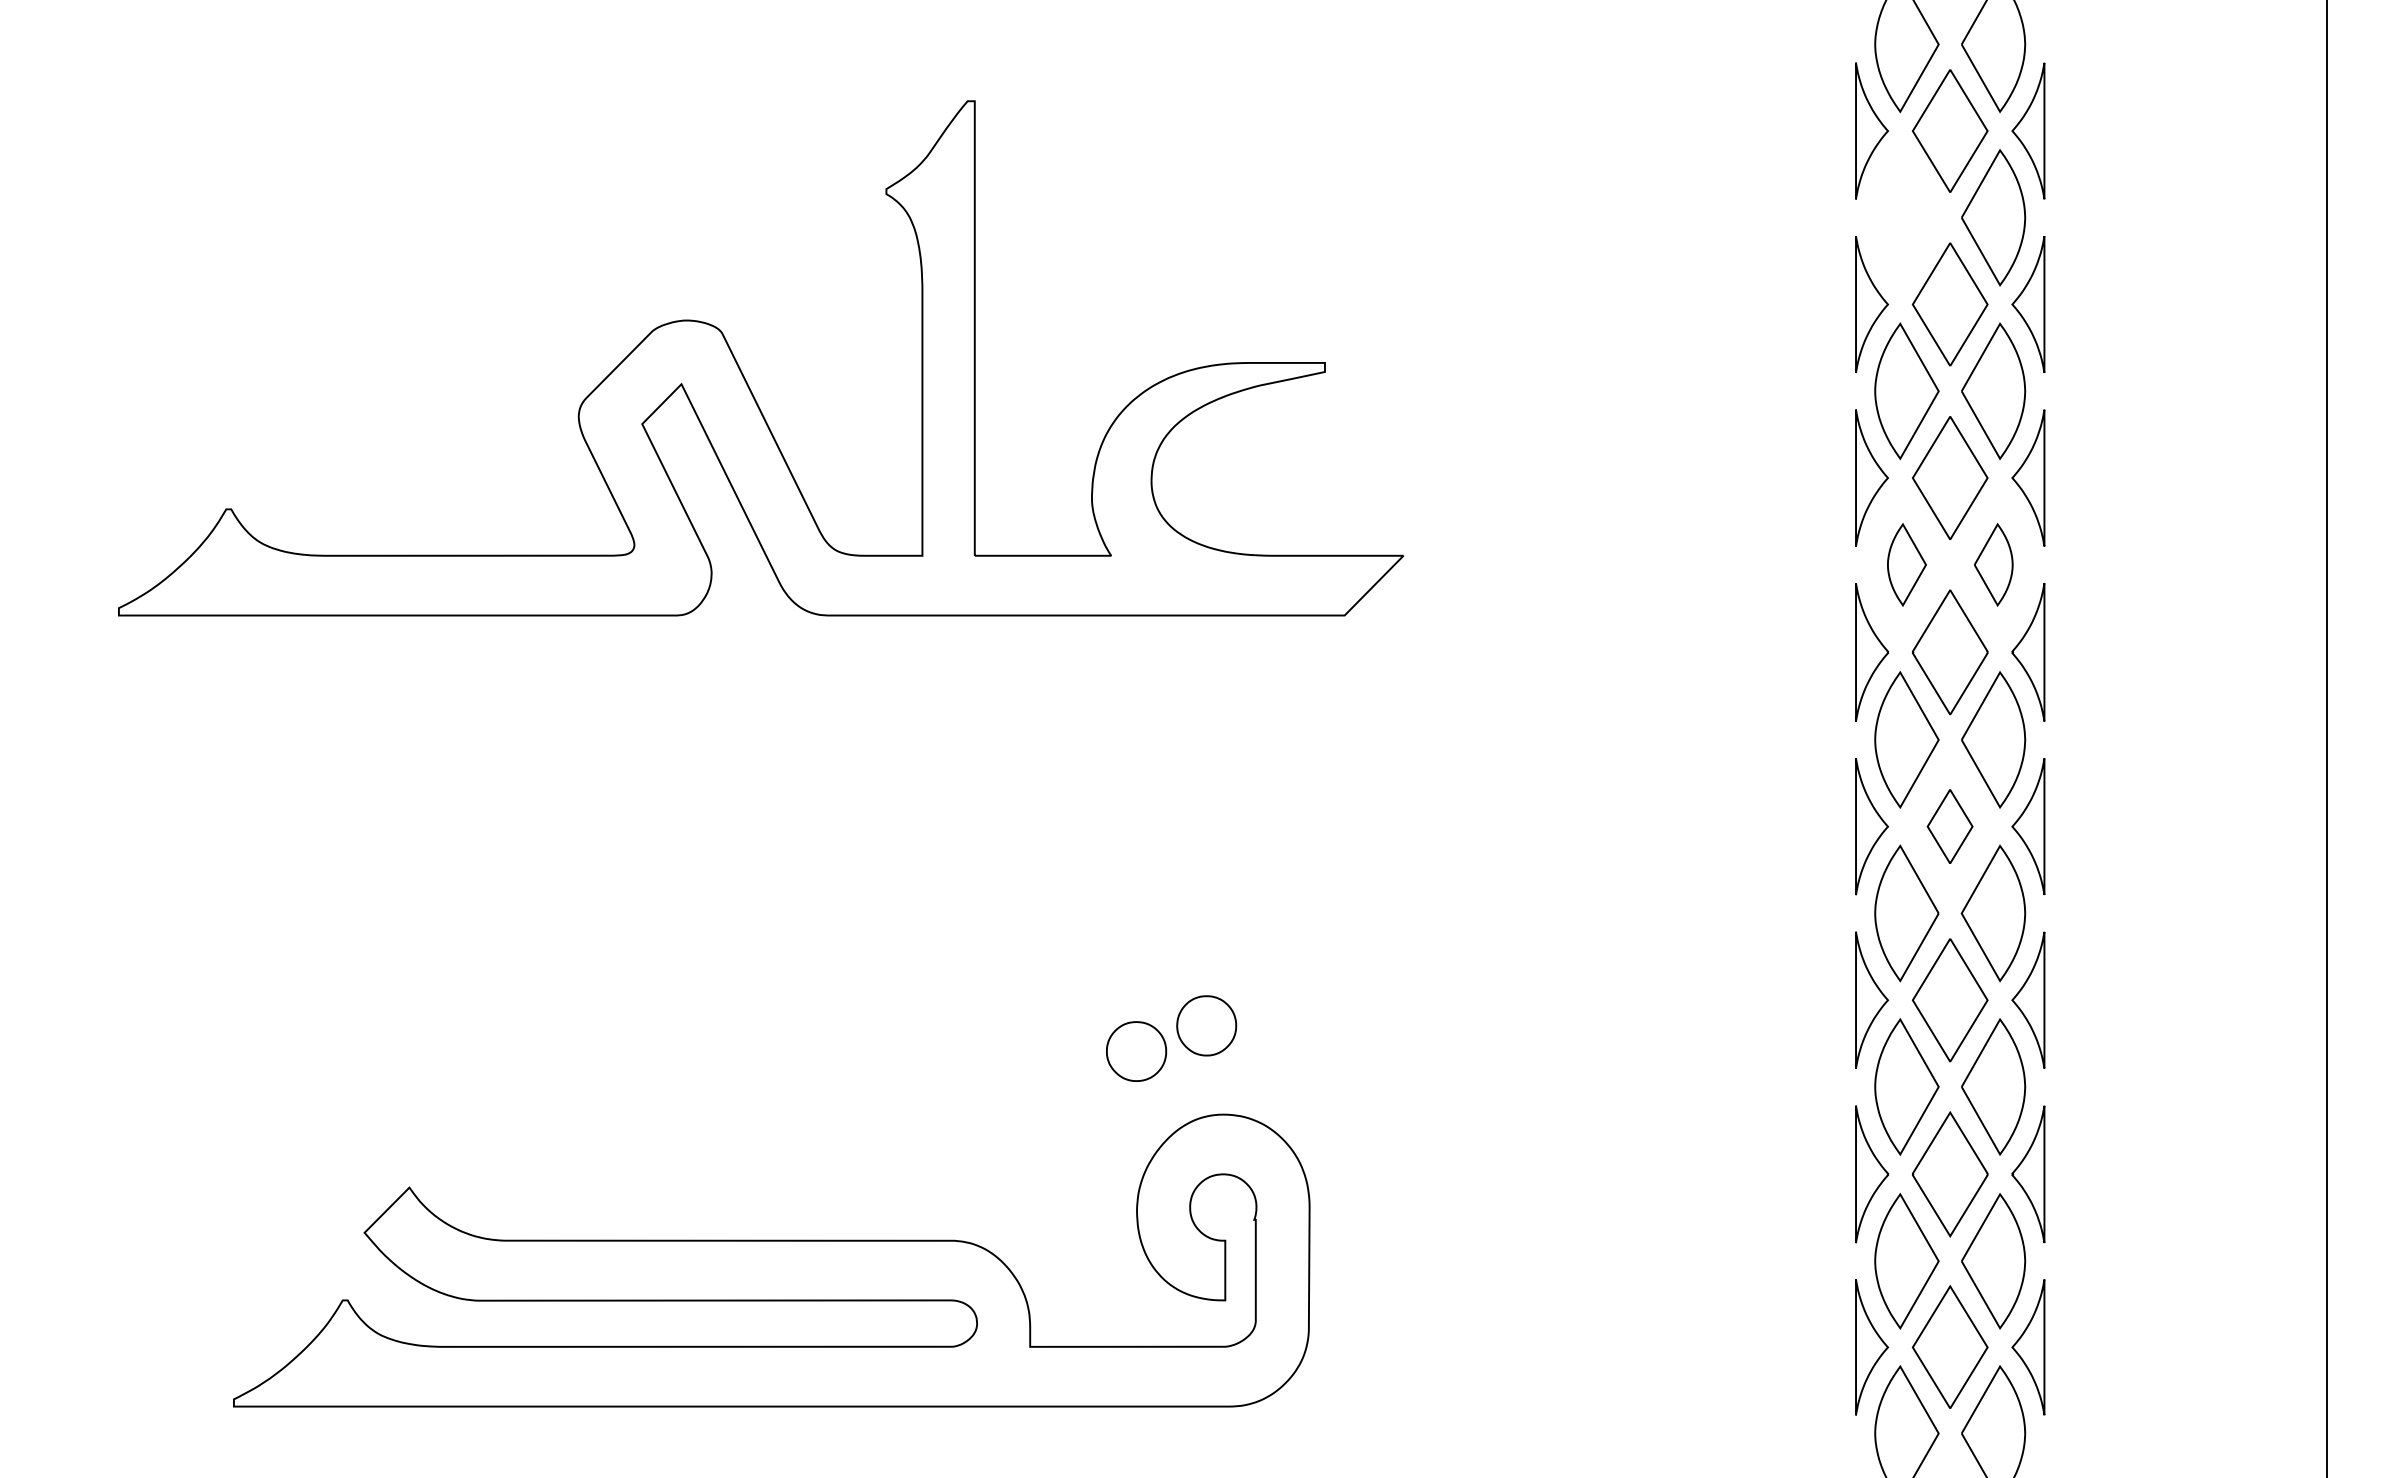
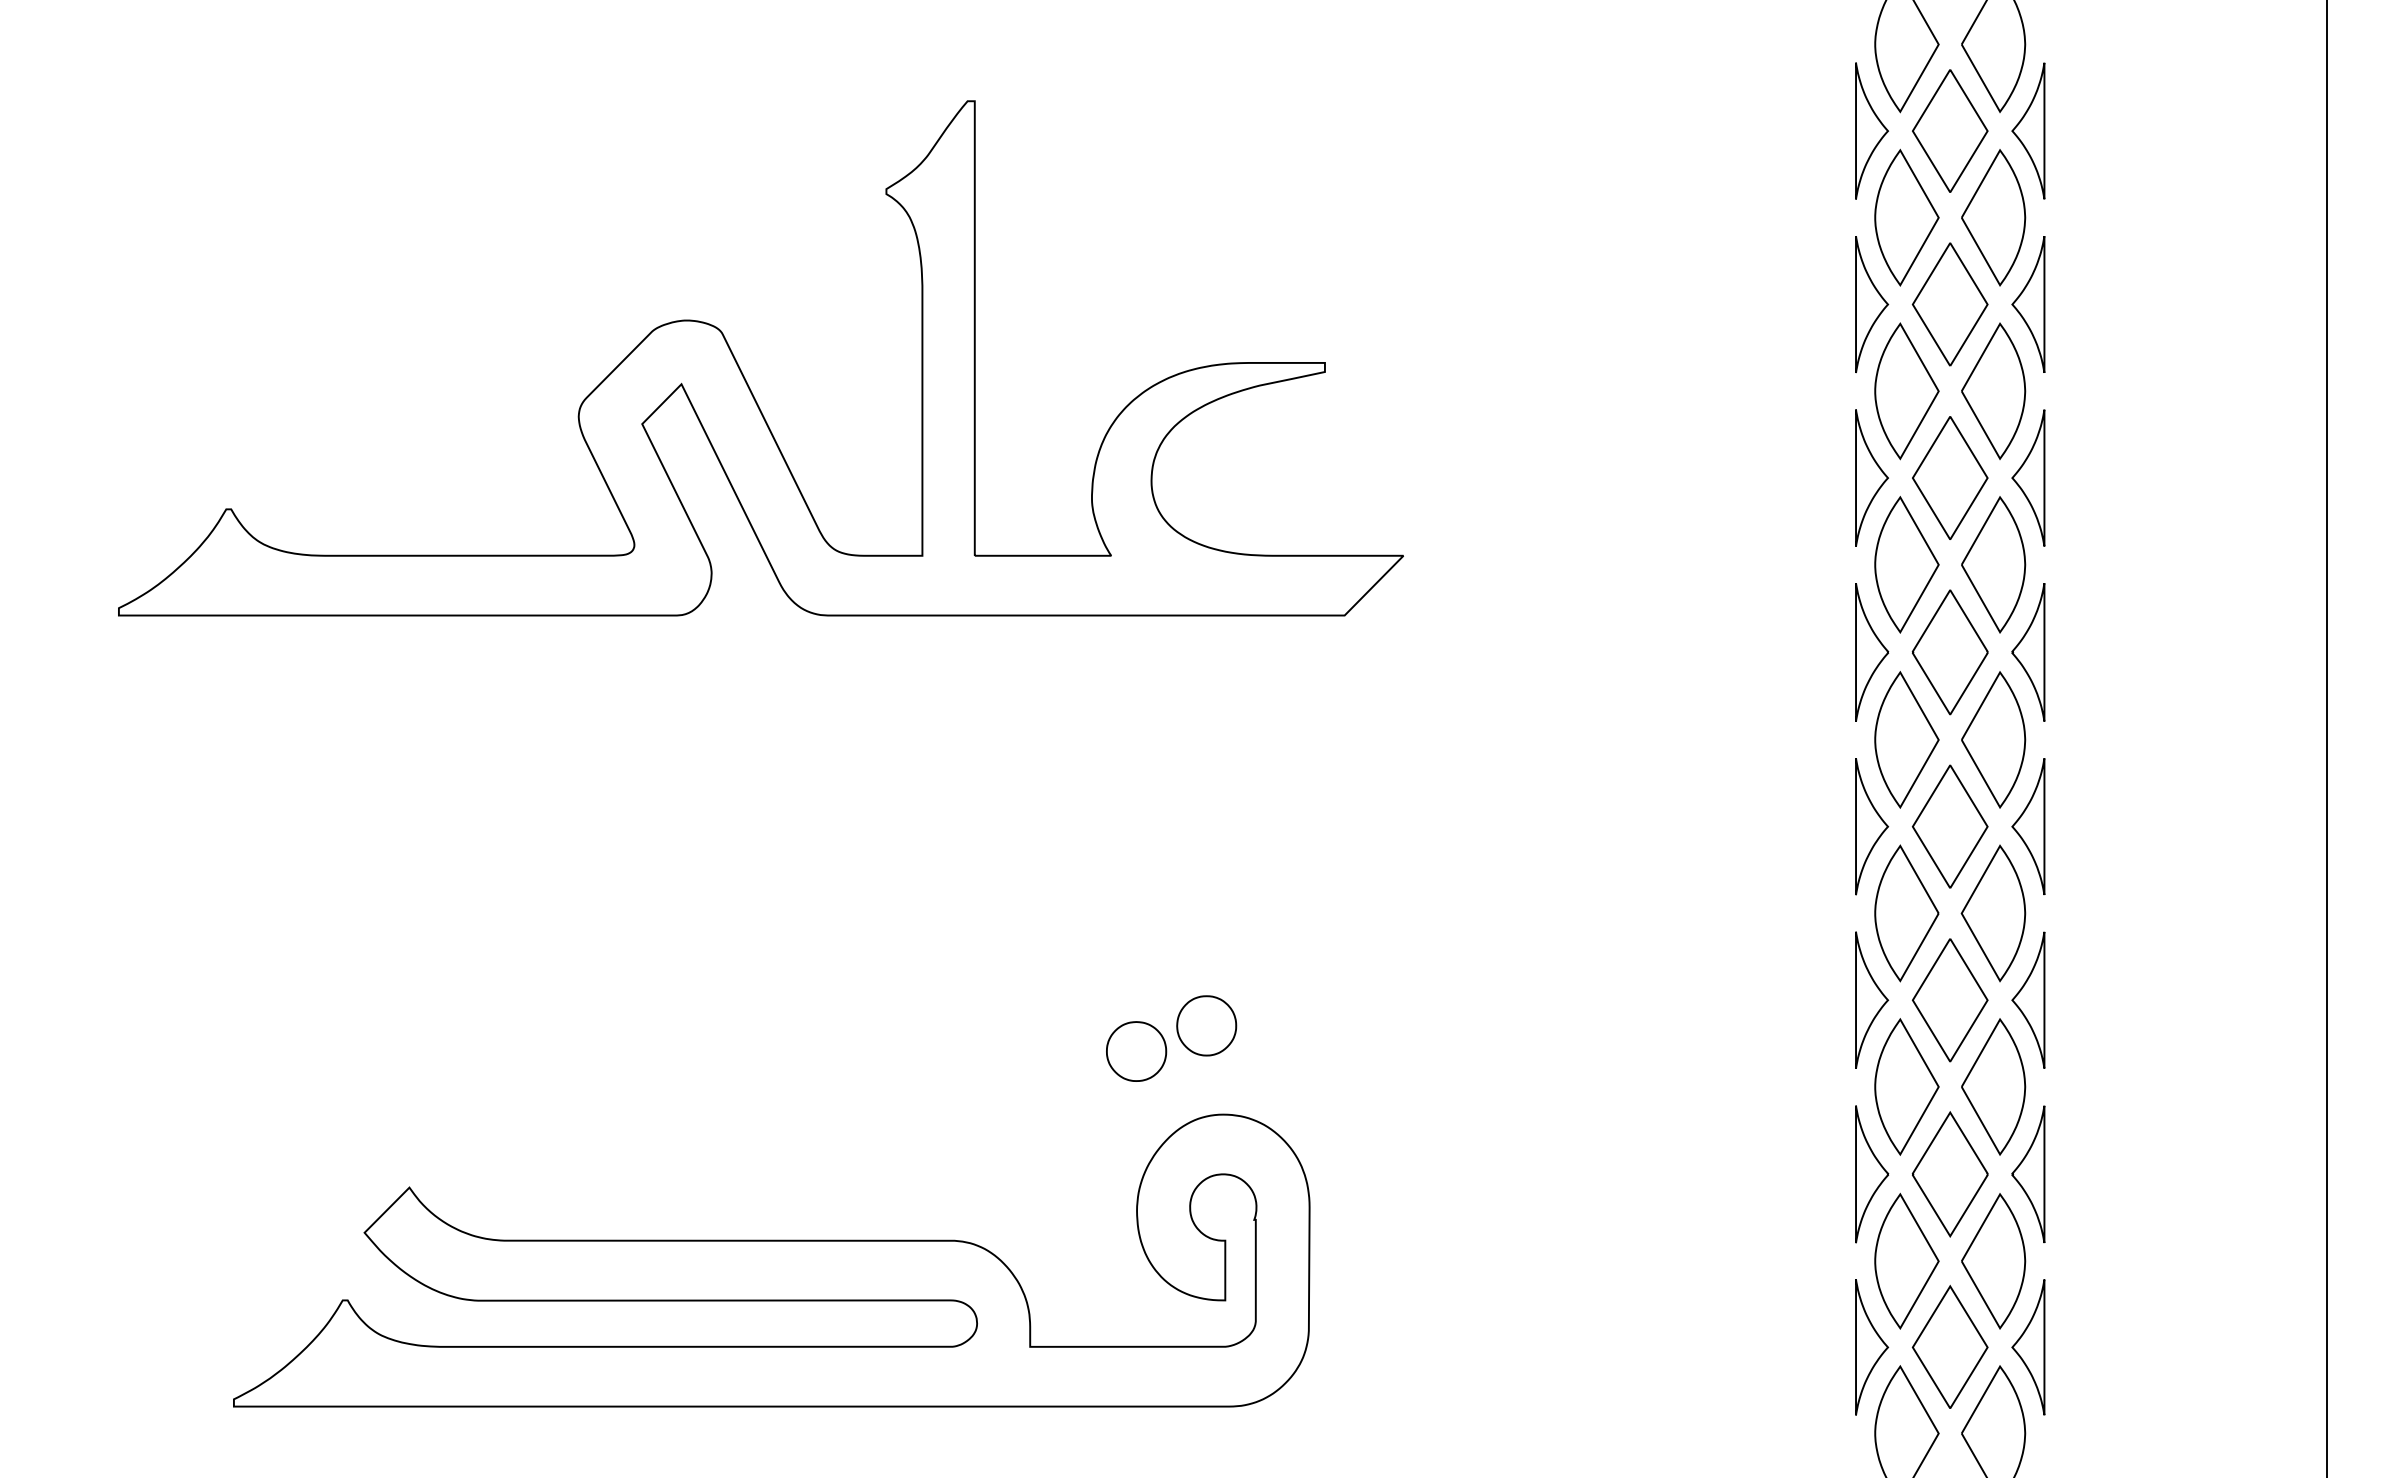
part: none -> present (1906, 217)
part size: 40x84 px -> 66x138 px (1906, 564)
part size: 40x84 px -> 66x138 px (1993, 564)
part size: 48x75 px -> 78x125 px (1949, 826)
